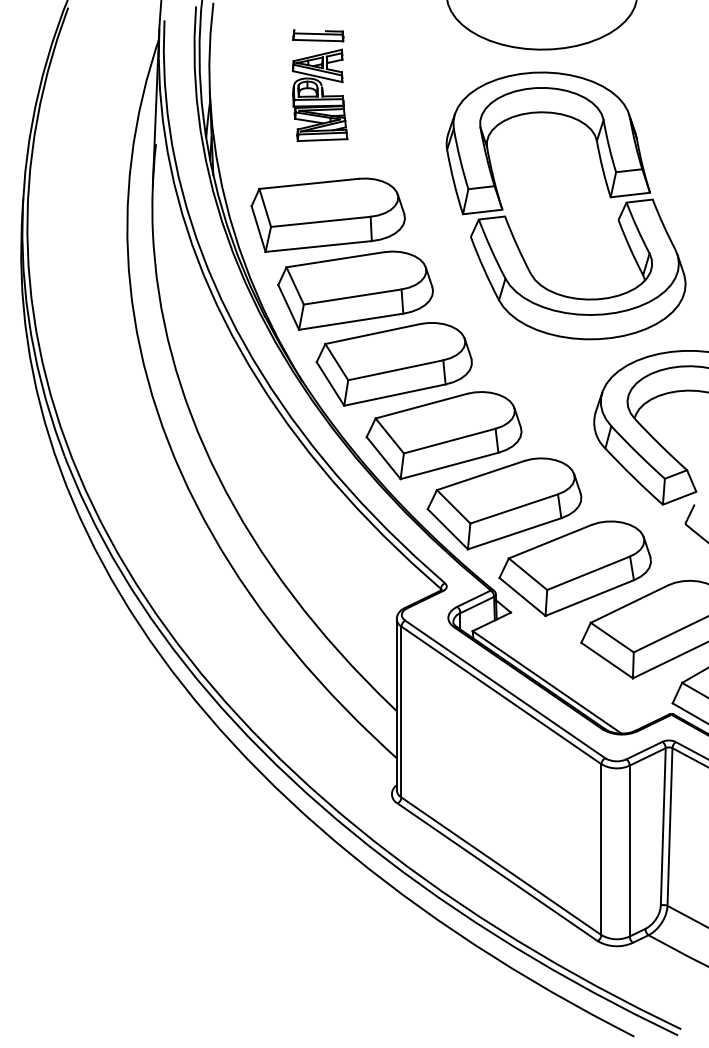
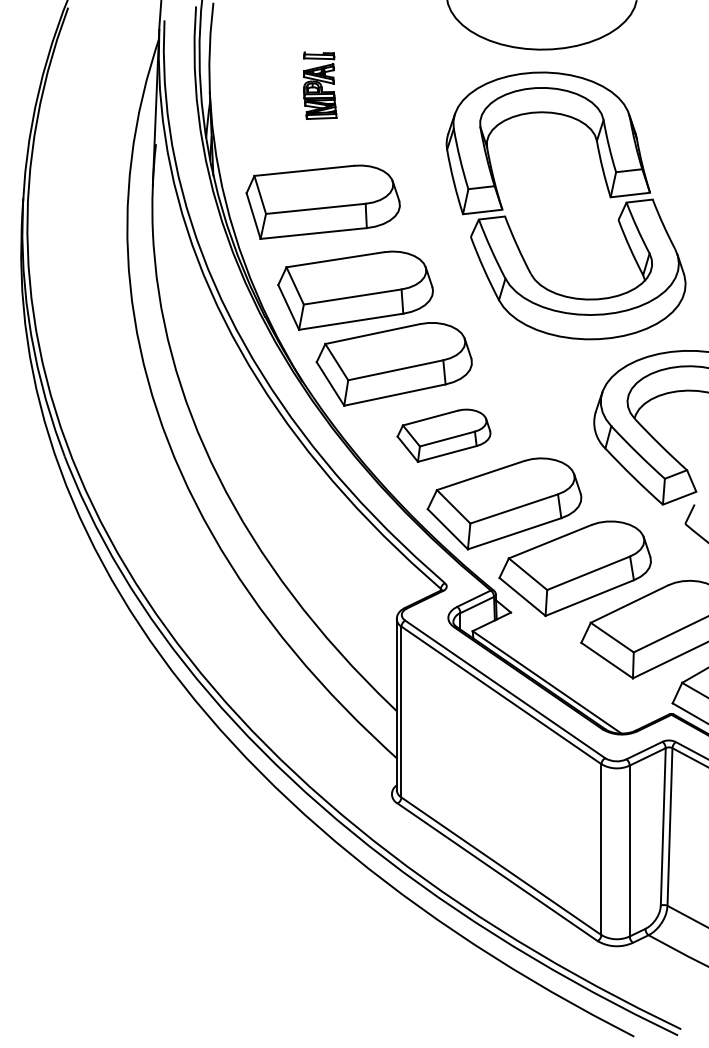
part size: 57x114 px -> 35x69 px (320, 85)
part position: (327, 214) -> (322, 201) (322, 201)
part size: 158x90 px -> 96x55 px (443, 435)
